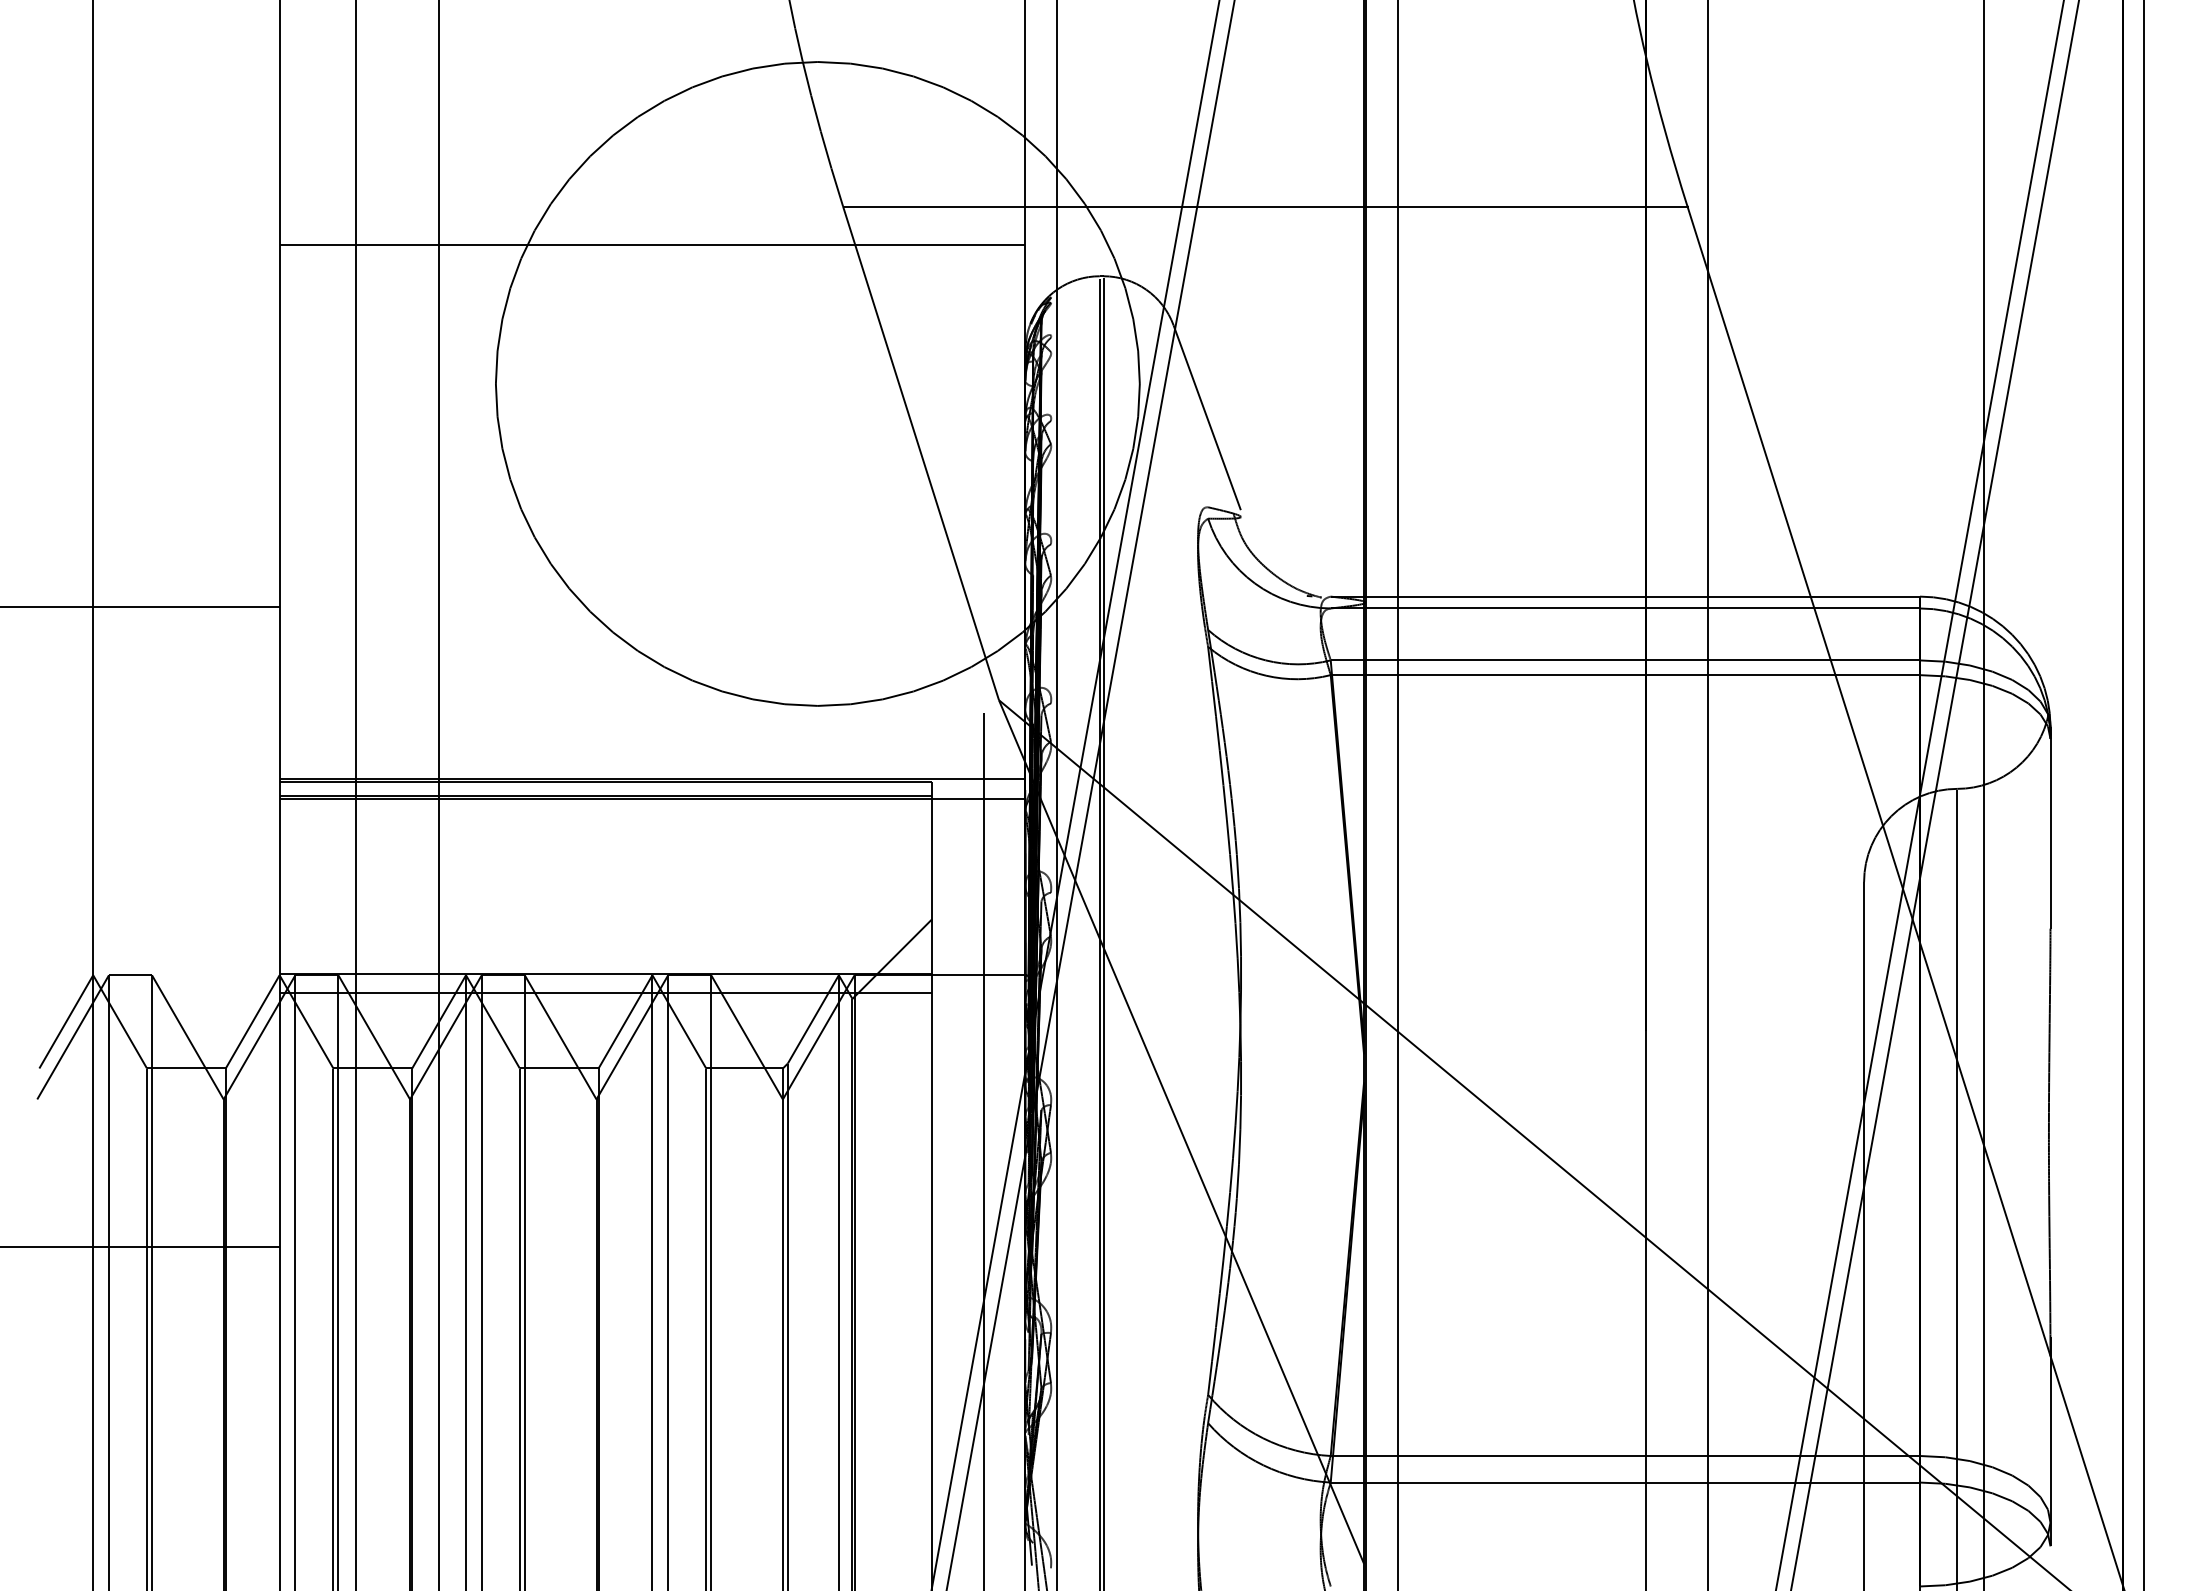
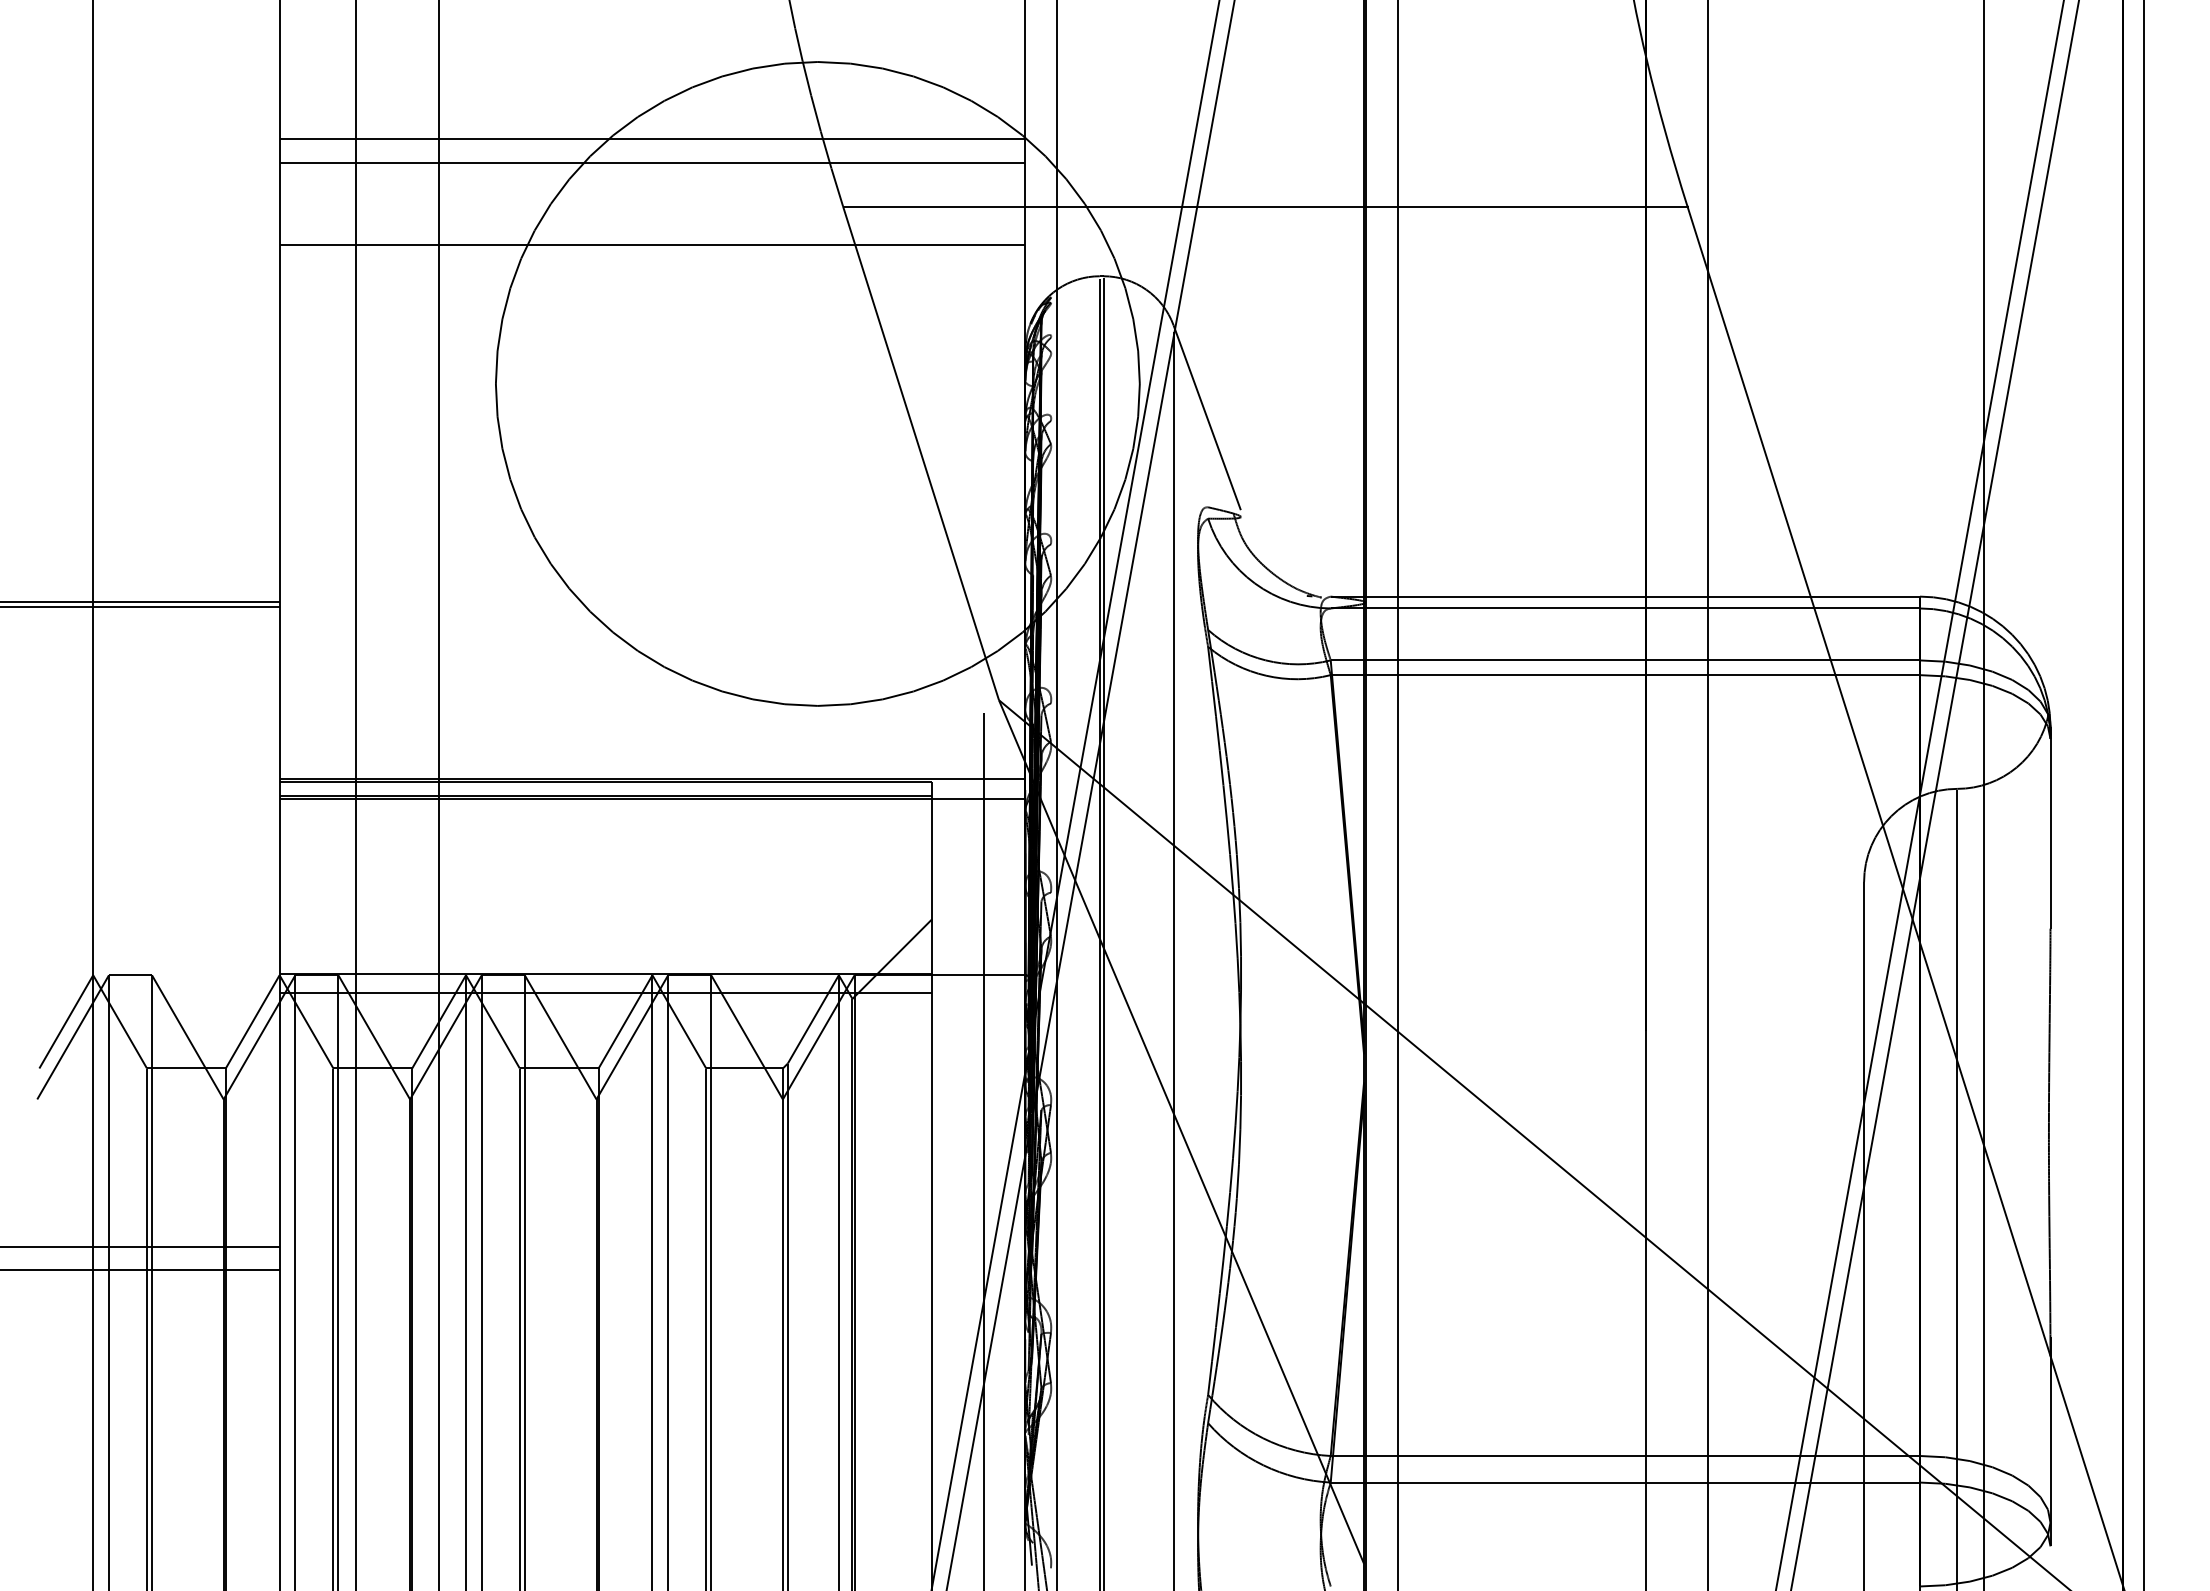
line: none -> present (652, 139)
line: none -> present (652, 162)
line: none -> present (140, 602)
line: none -> present (1173, 959)
line: none -> present (140, 1270)
